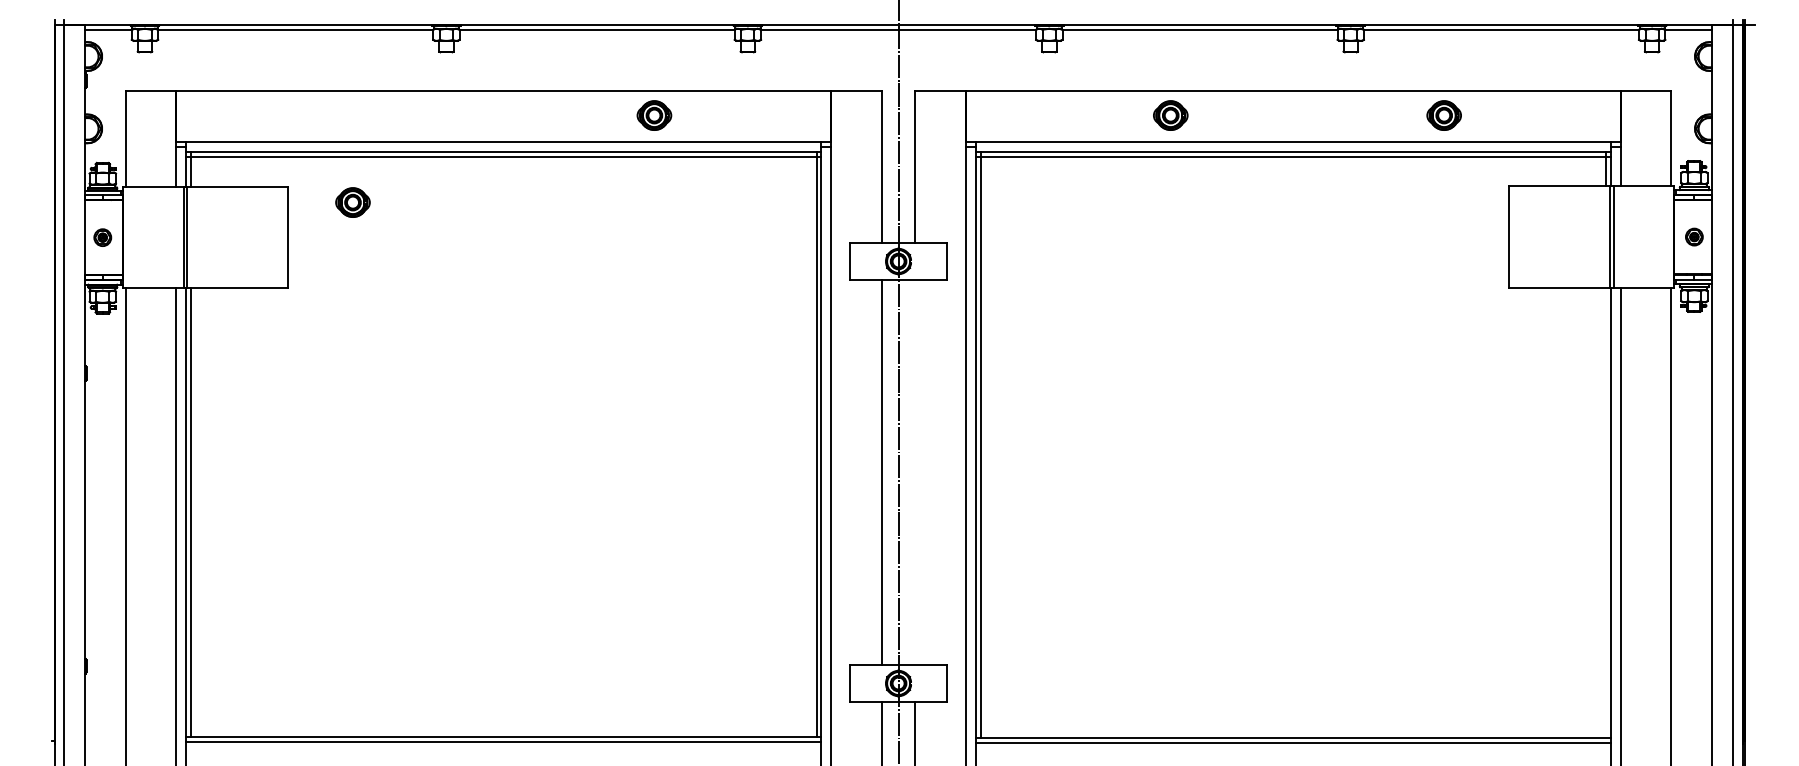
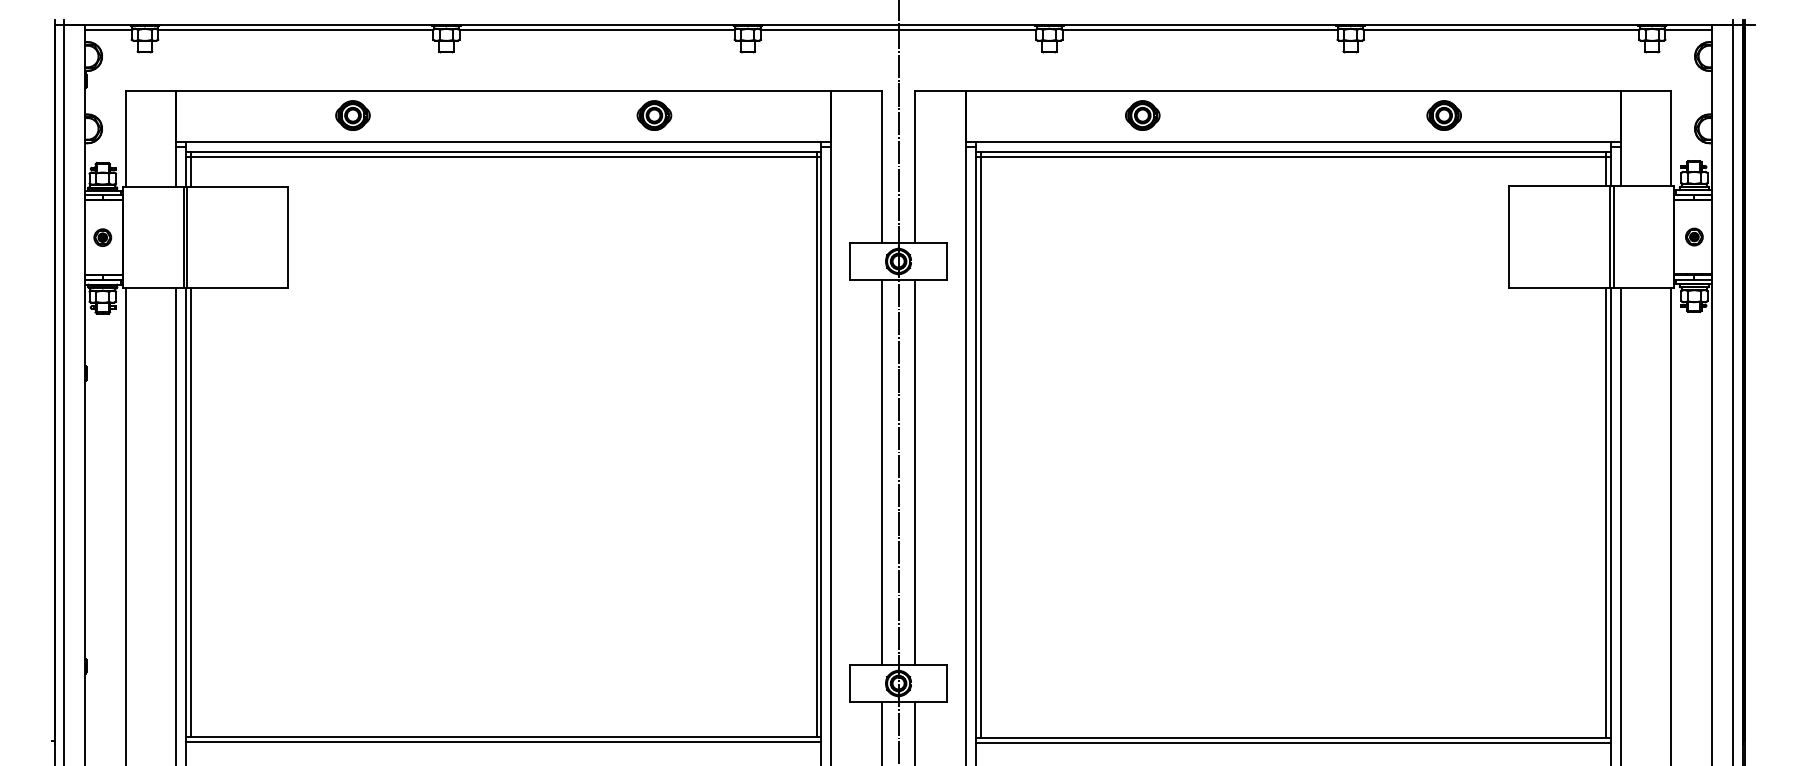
part position: (1170, 115) -> (1142, 115) (1142, 115)
part position: (352, 202) -> (352, 115) (352, 115)
line: none -> present (915, 472)
line: none -> present (1606, 512)
